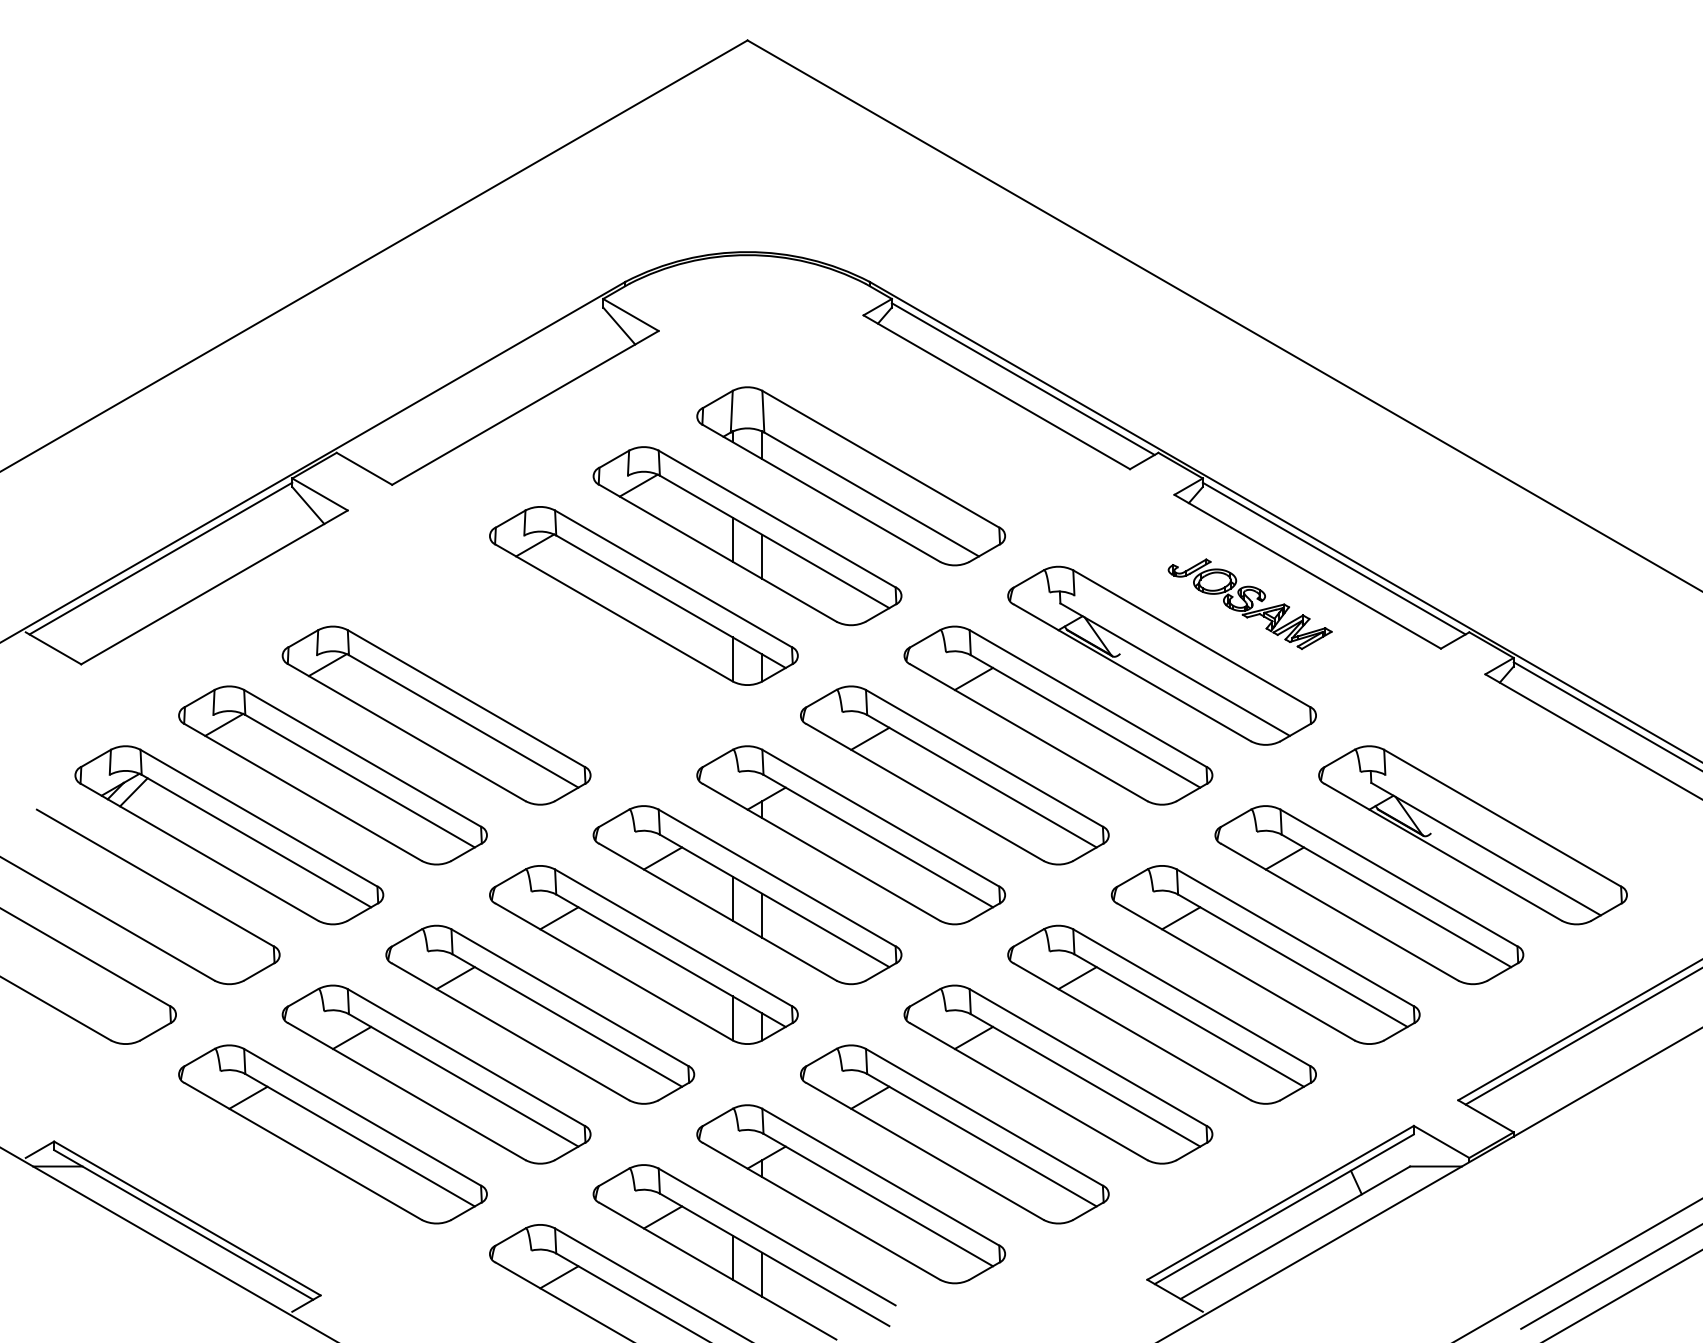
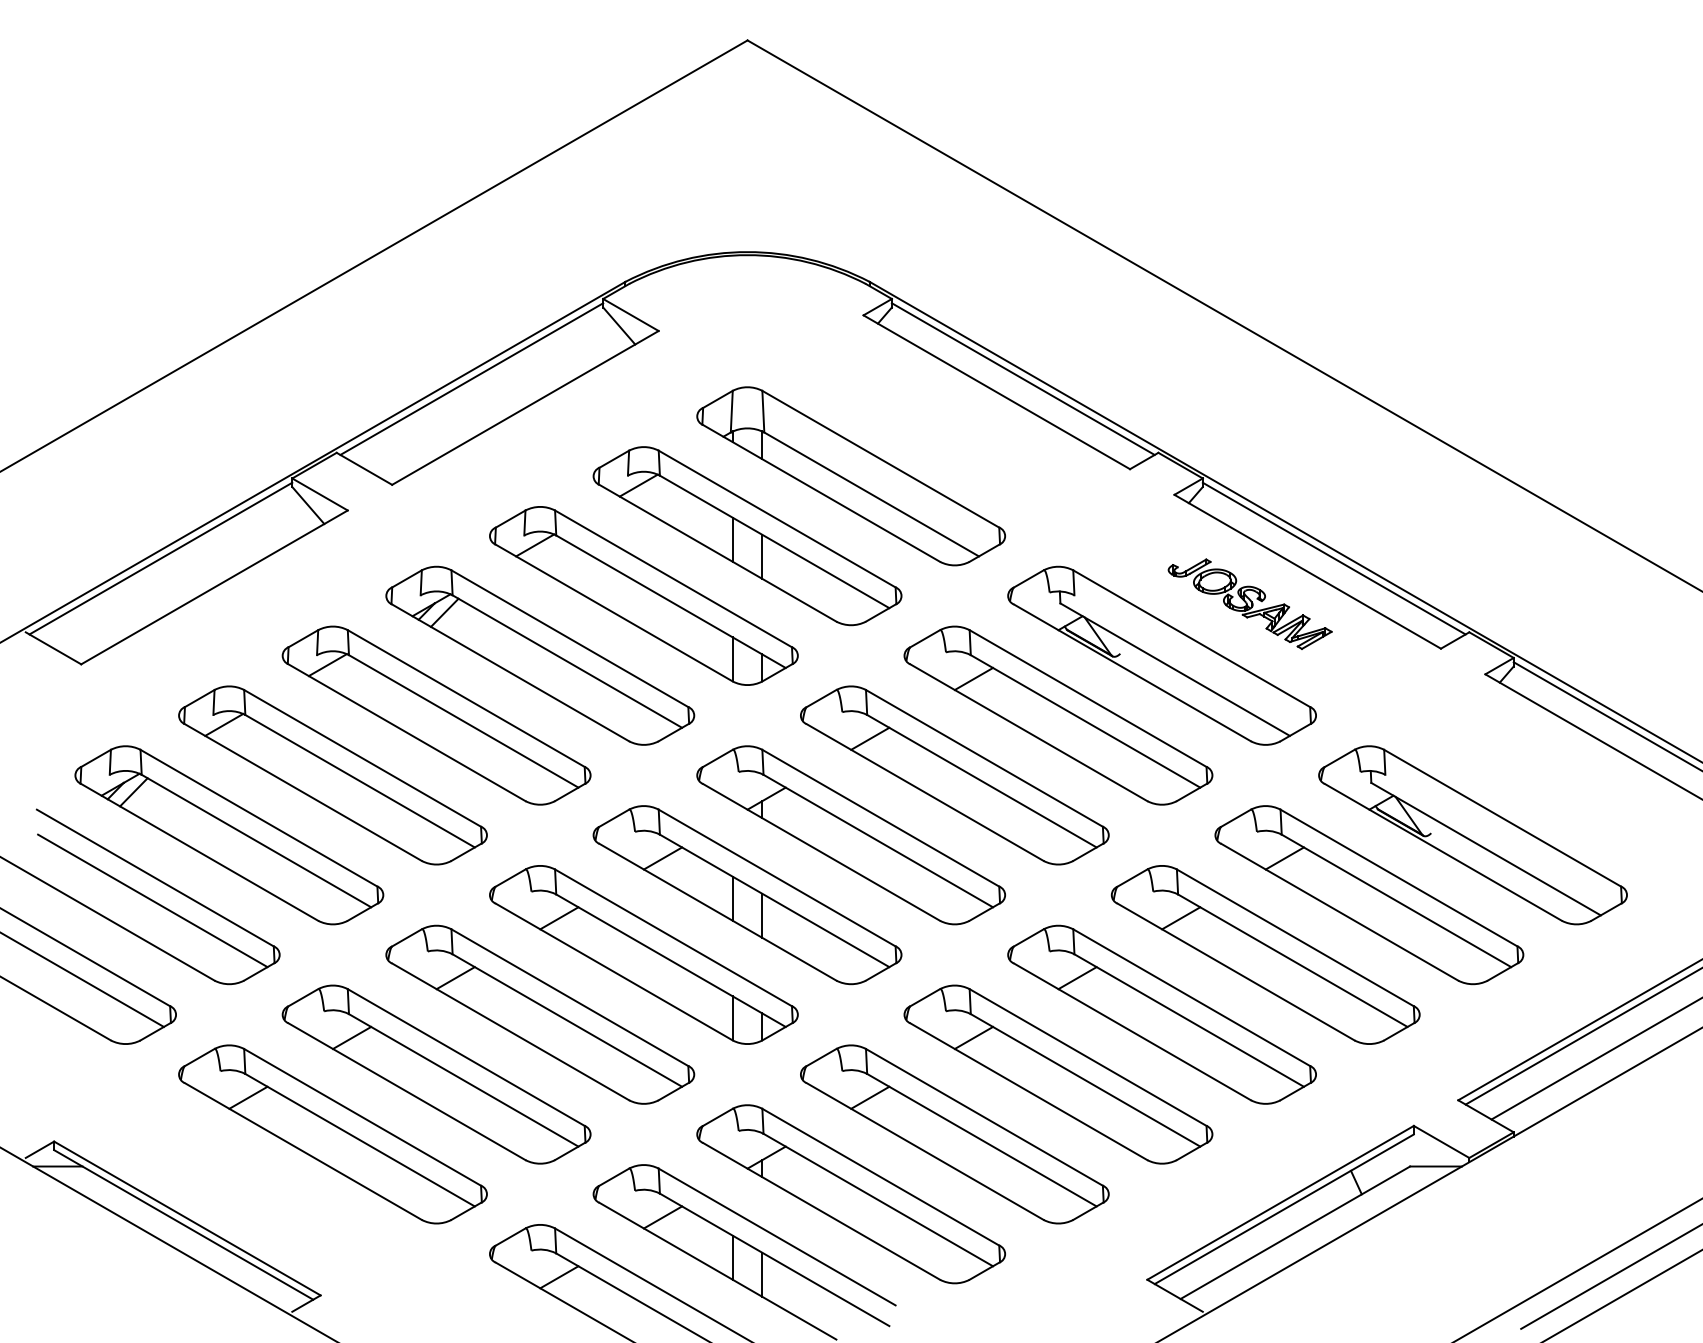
line: none -> present (471, 378)
part: none -> present (540, 655)
line: none -> present (152, 900)
line: none -> present (82, 979)
line: none -> present (1595, 1059)
